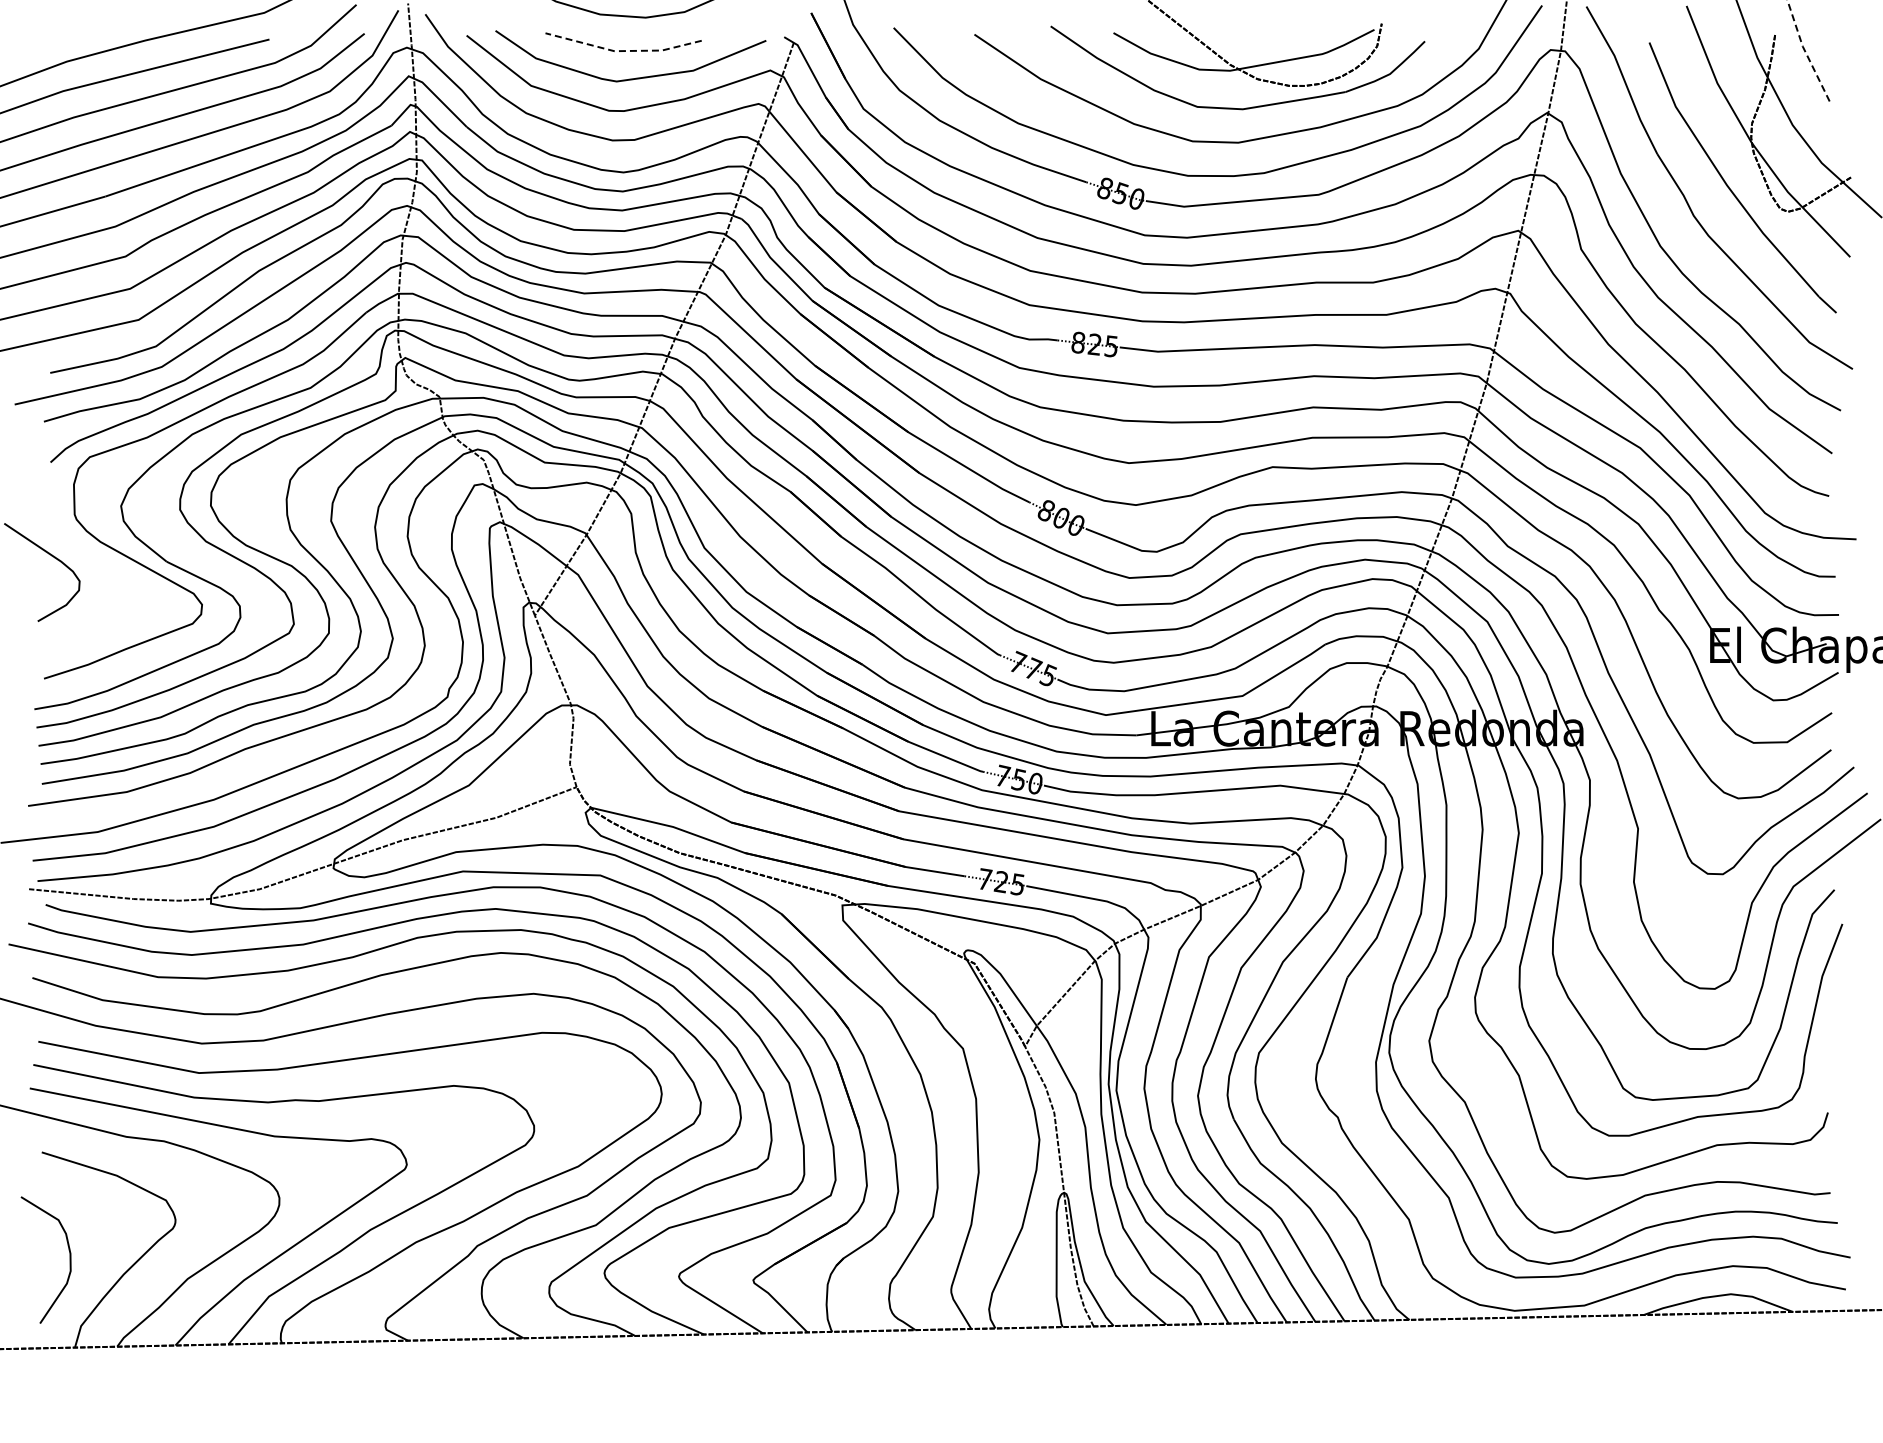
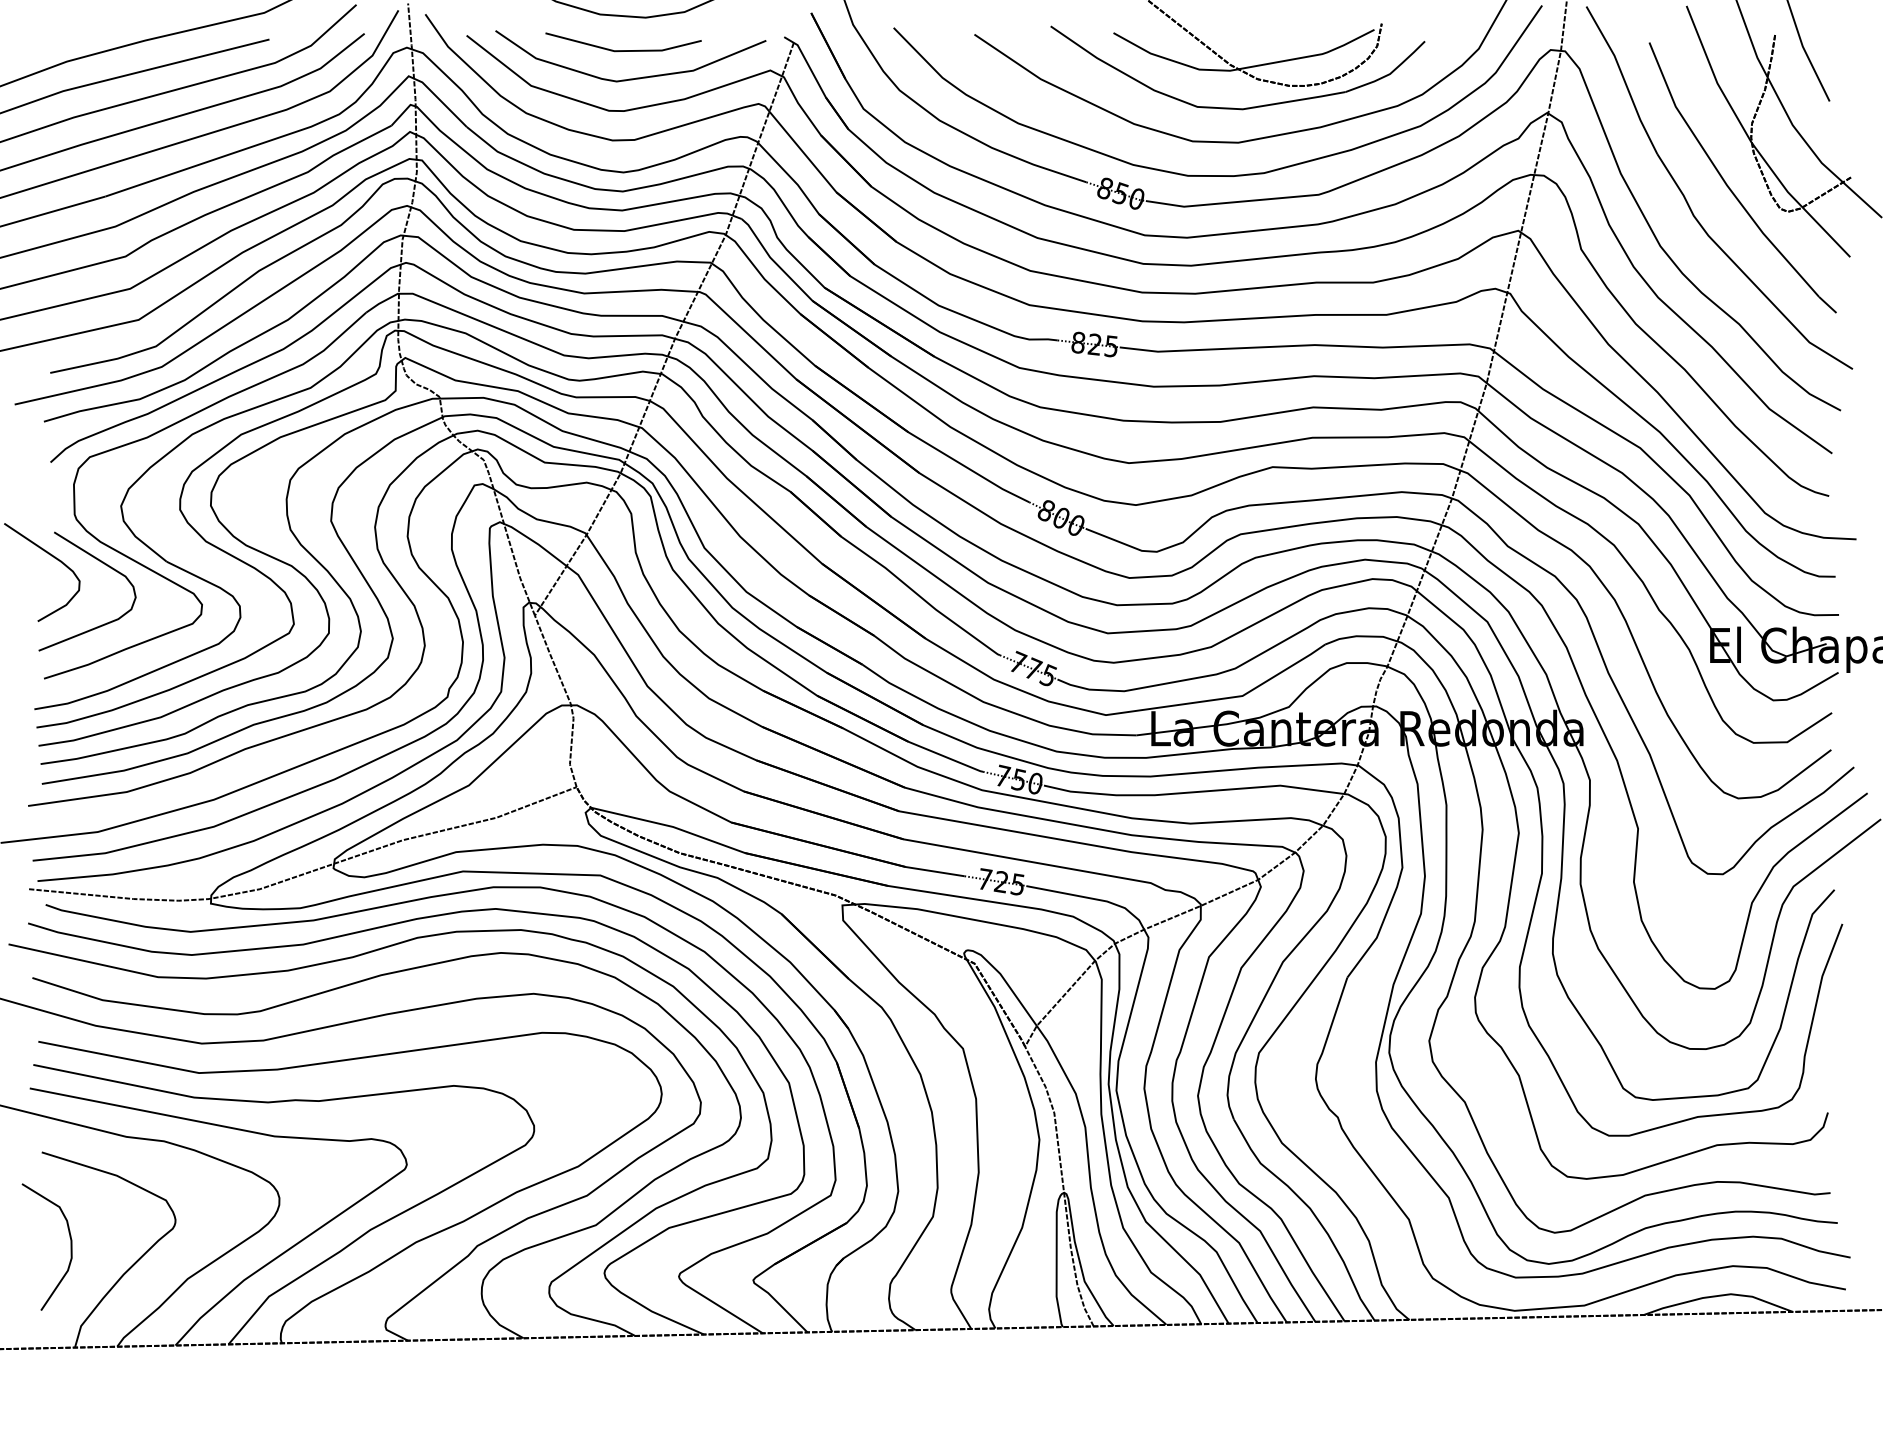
line: dashed -> solid (622, 51)
line: dashed -> solid (1805, 51)
curve: none -> present (105, 565)
curve position: (69, 1259) -> (70, 1246) (70, 1246)
